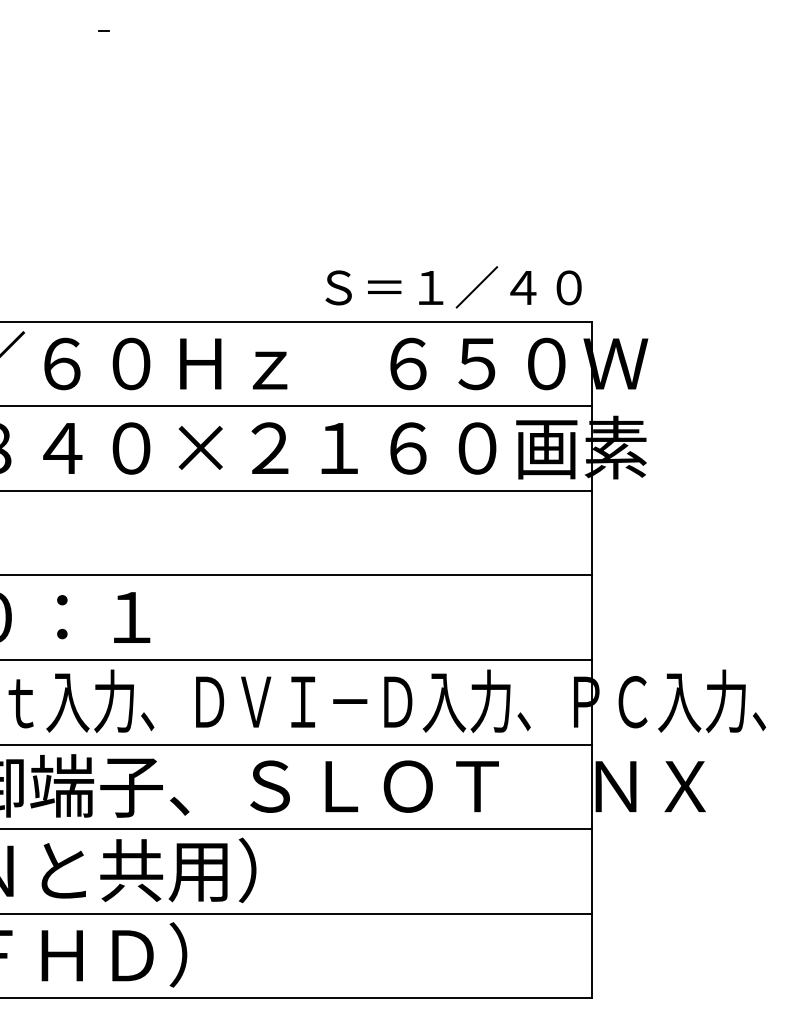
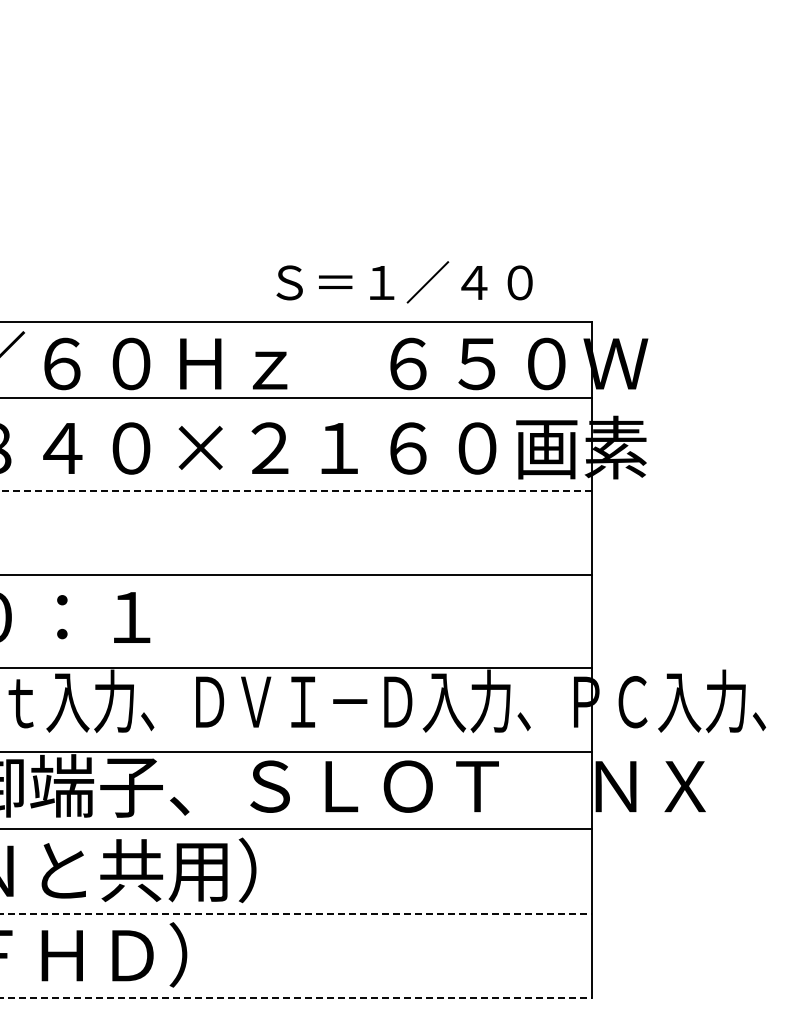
line: present -> none (103, 30)
text position: (453, 287) -> (404, 282) (404, 282)
line position: (297, 406) -> (297, 398) (297, 398)
line: solid -> dashed (296, 490)
line position: (297, 659) -> (297, 667) (297, 667)
line position: (297, 744) -> (297, 751) (297, 751)
line: solid -> dashed (296, 913)
line: solid -> dashed (296, 998)
